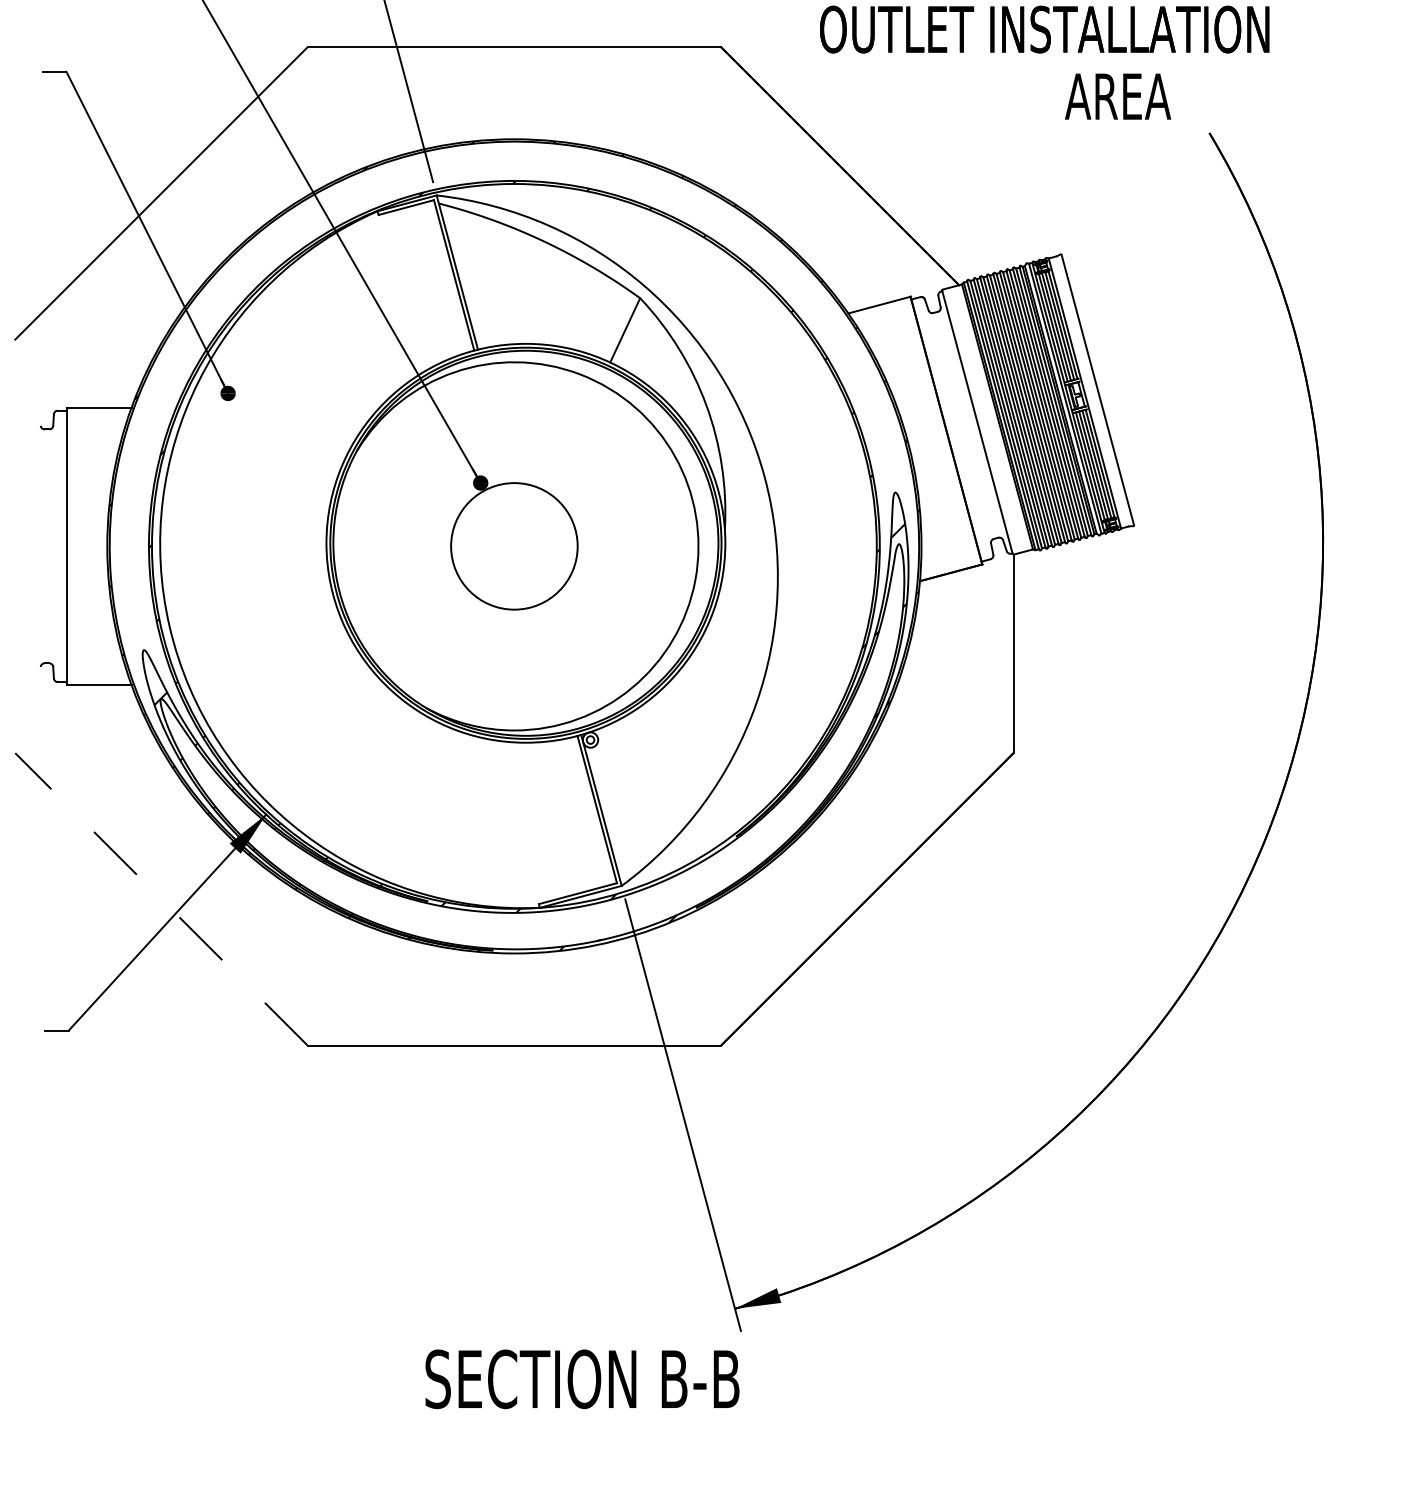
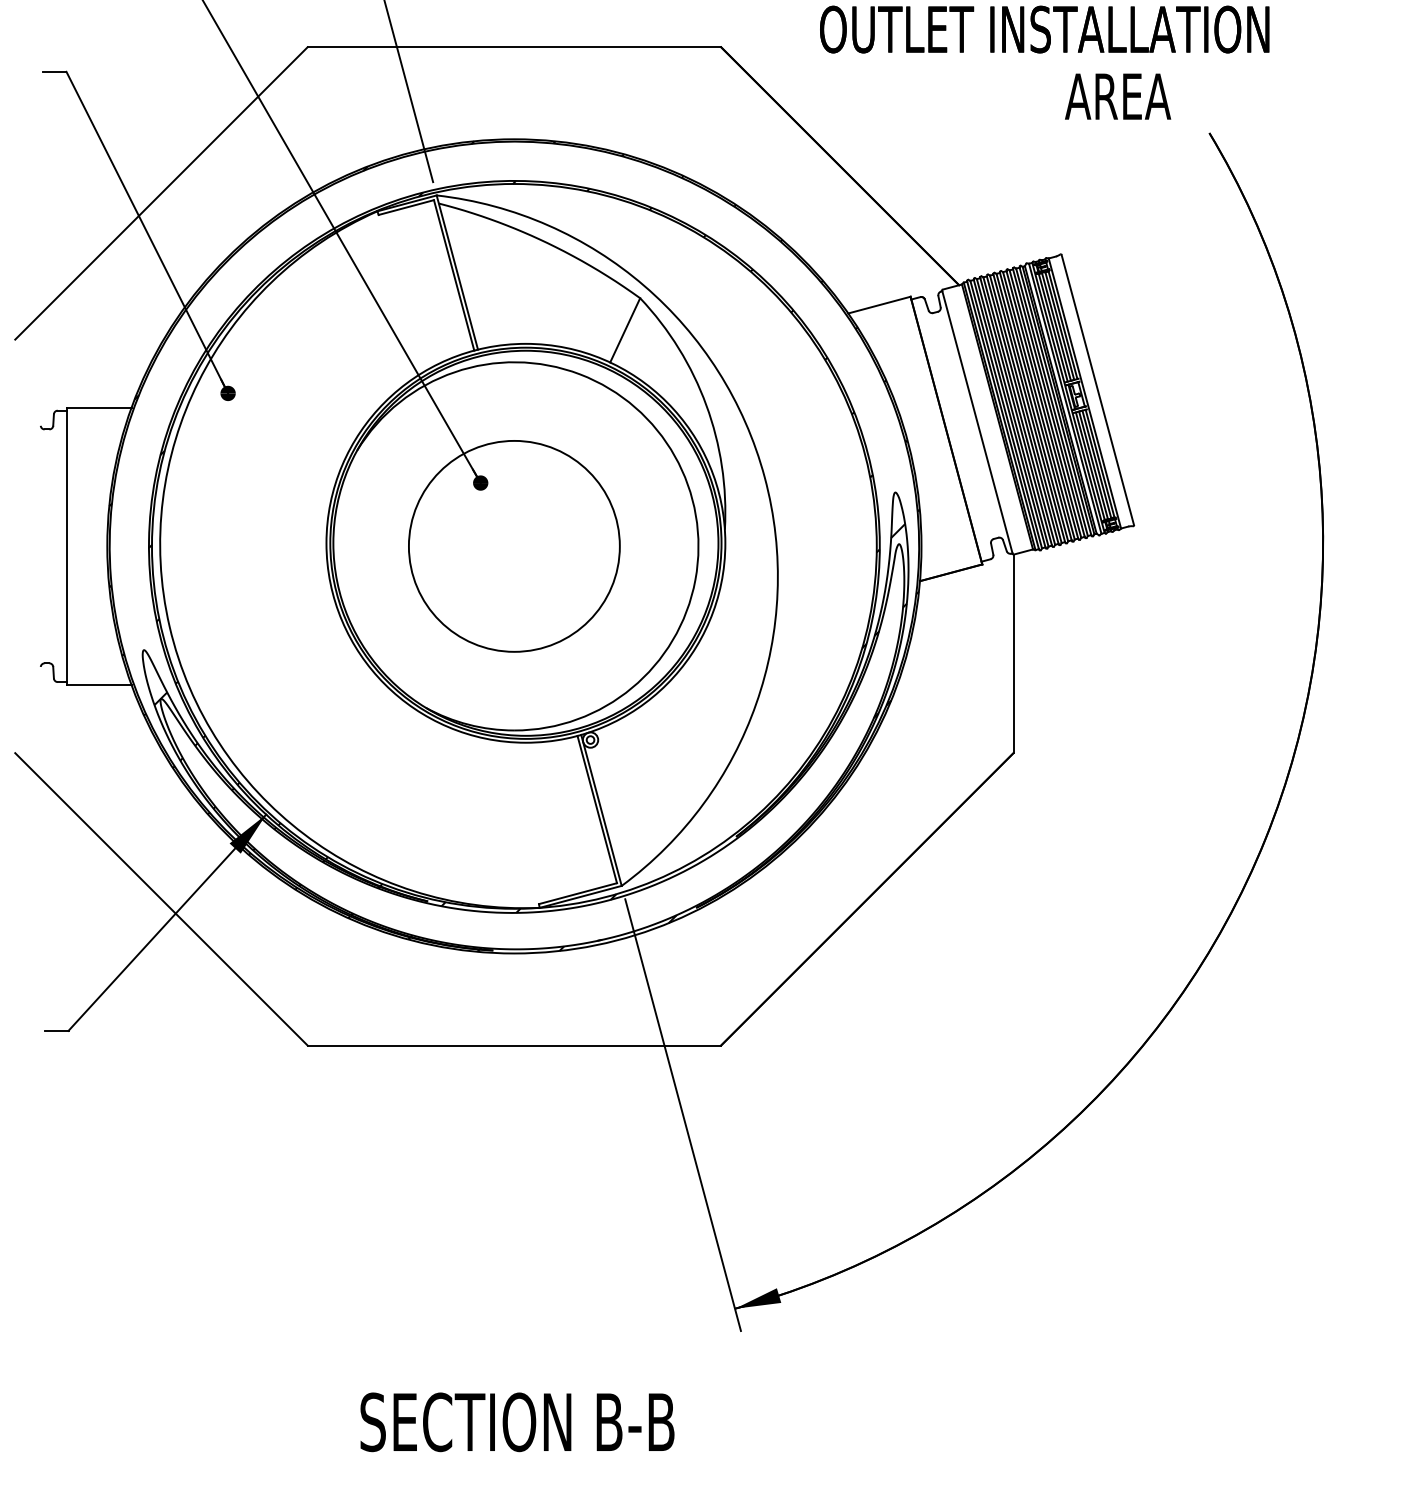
circle diameter: 127 px -> 211 px (513, 545)
line: dashed -> solid (161, 899)
text position: (582, 1379) -> (517, 1422) (517, 1422)
